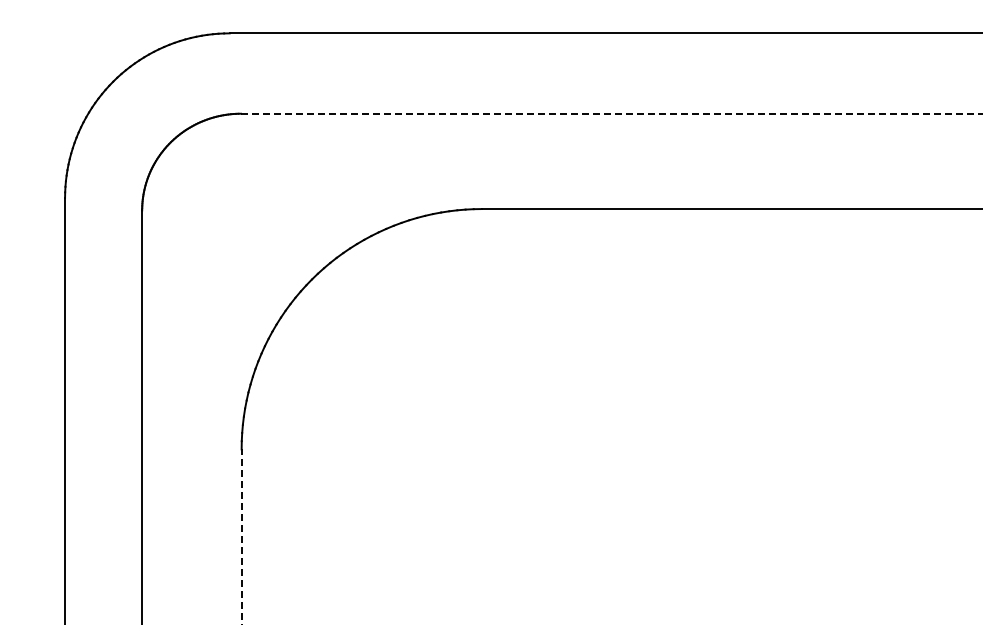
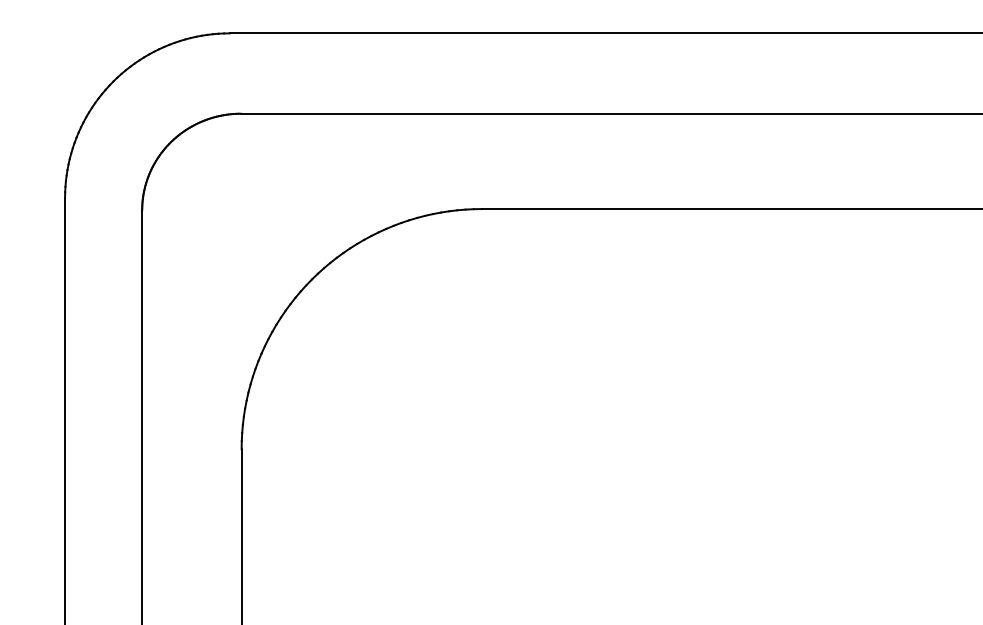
line: dashed -> solid (611, 113)
line: dashed -> solid (241, 536)
